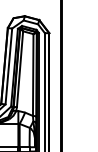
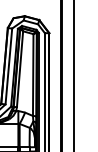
line: none -> present (74, 75)
